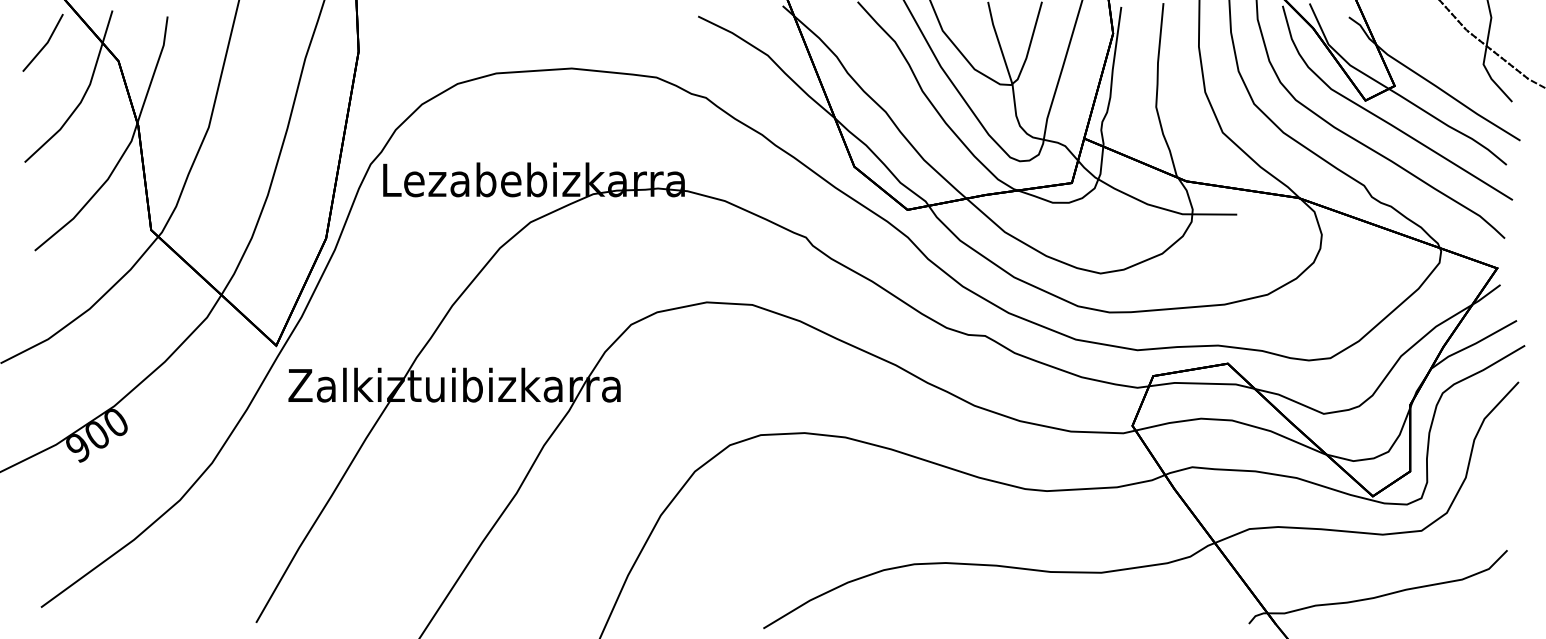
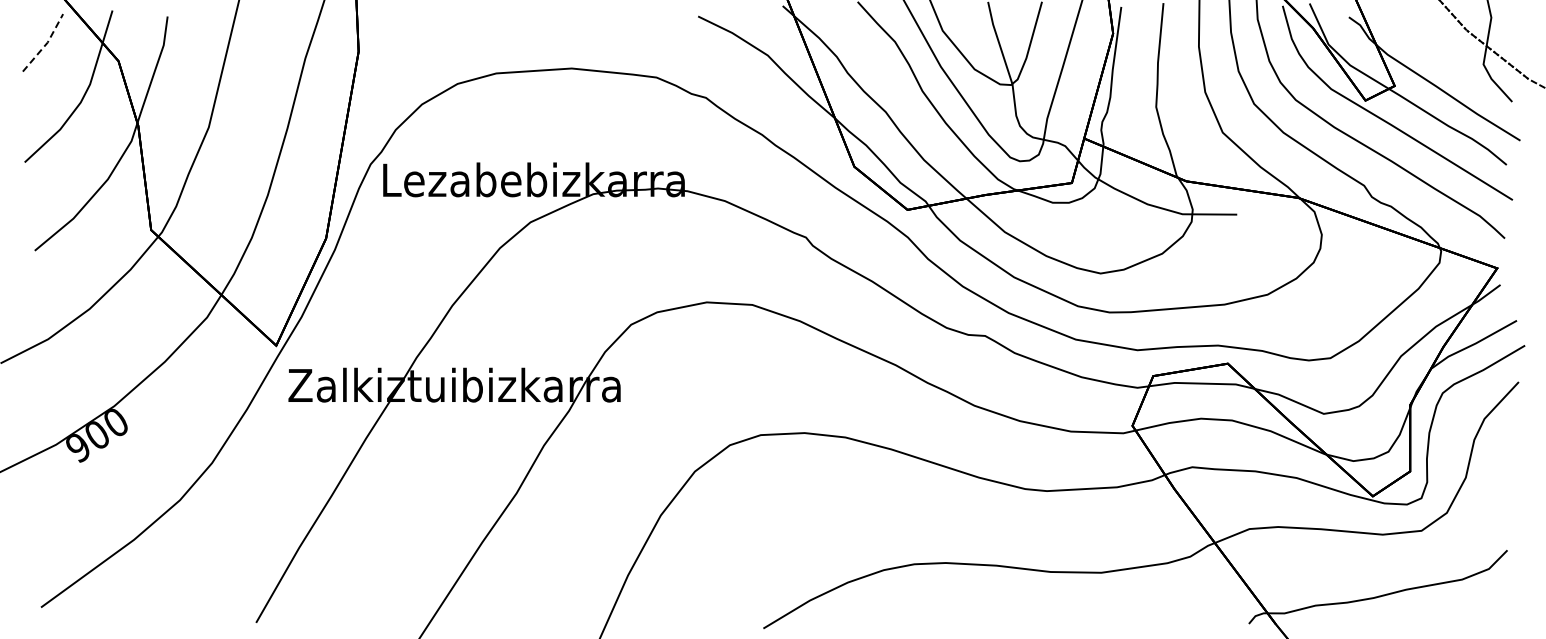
line: solid -> dashed (46, 44)
